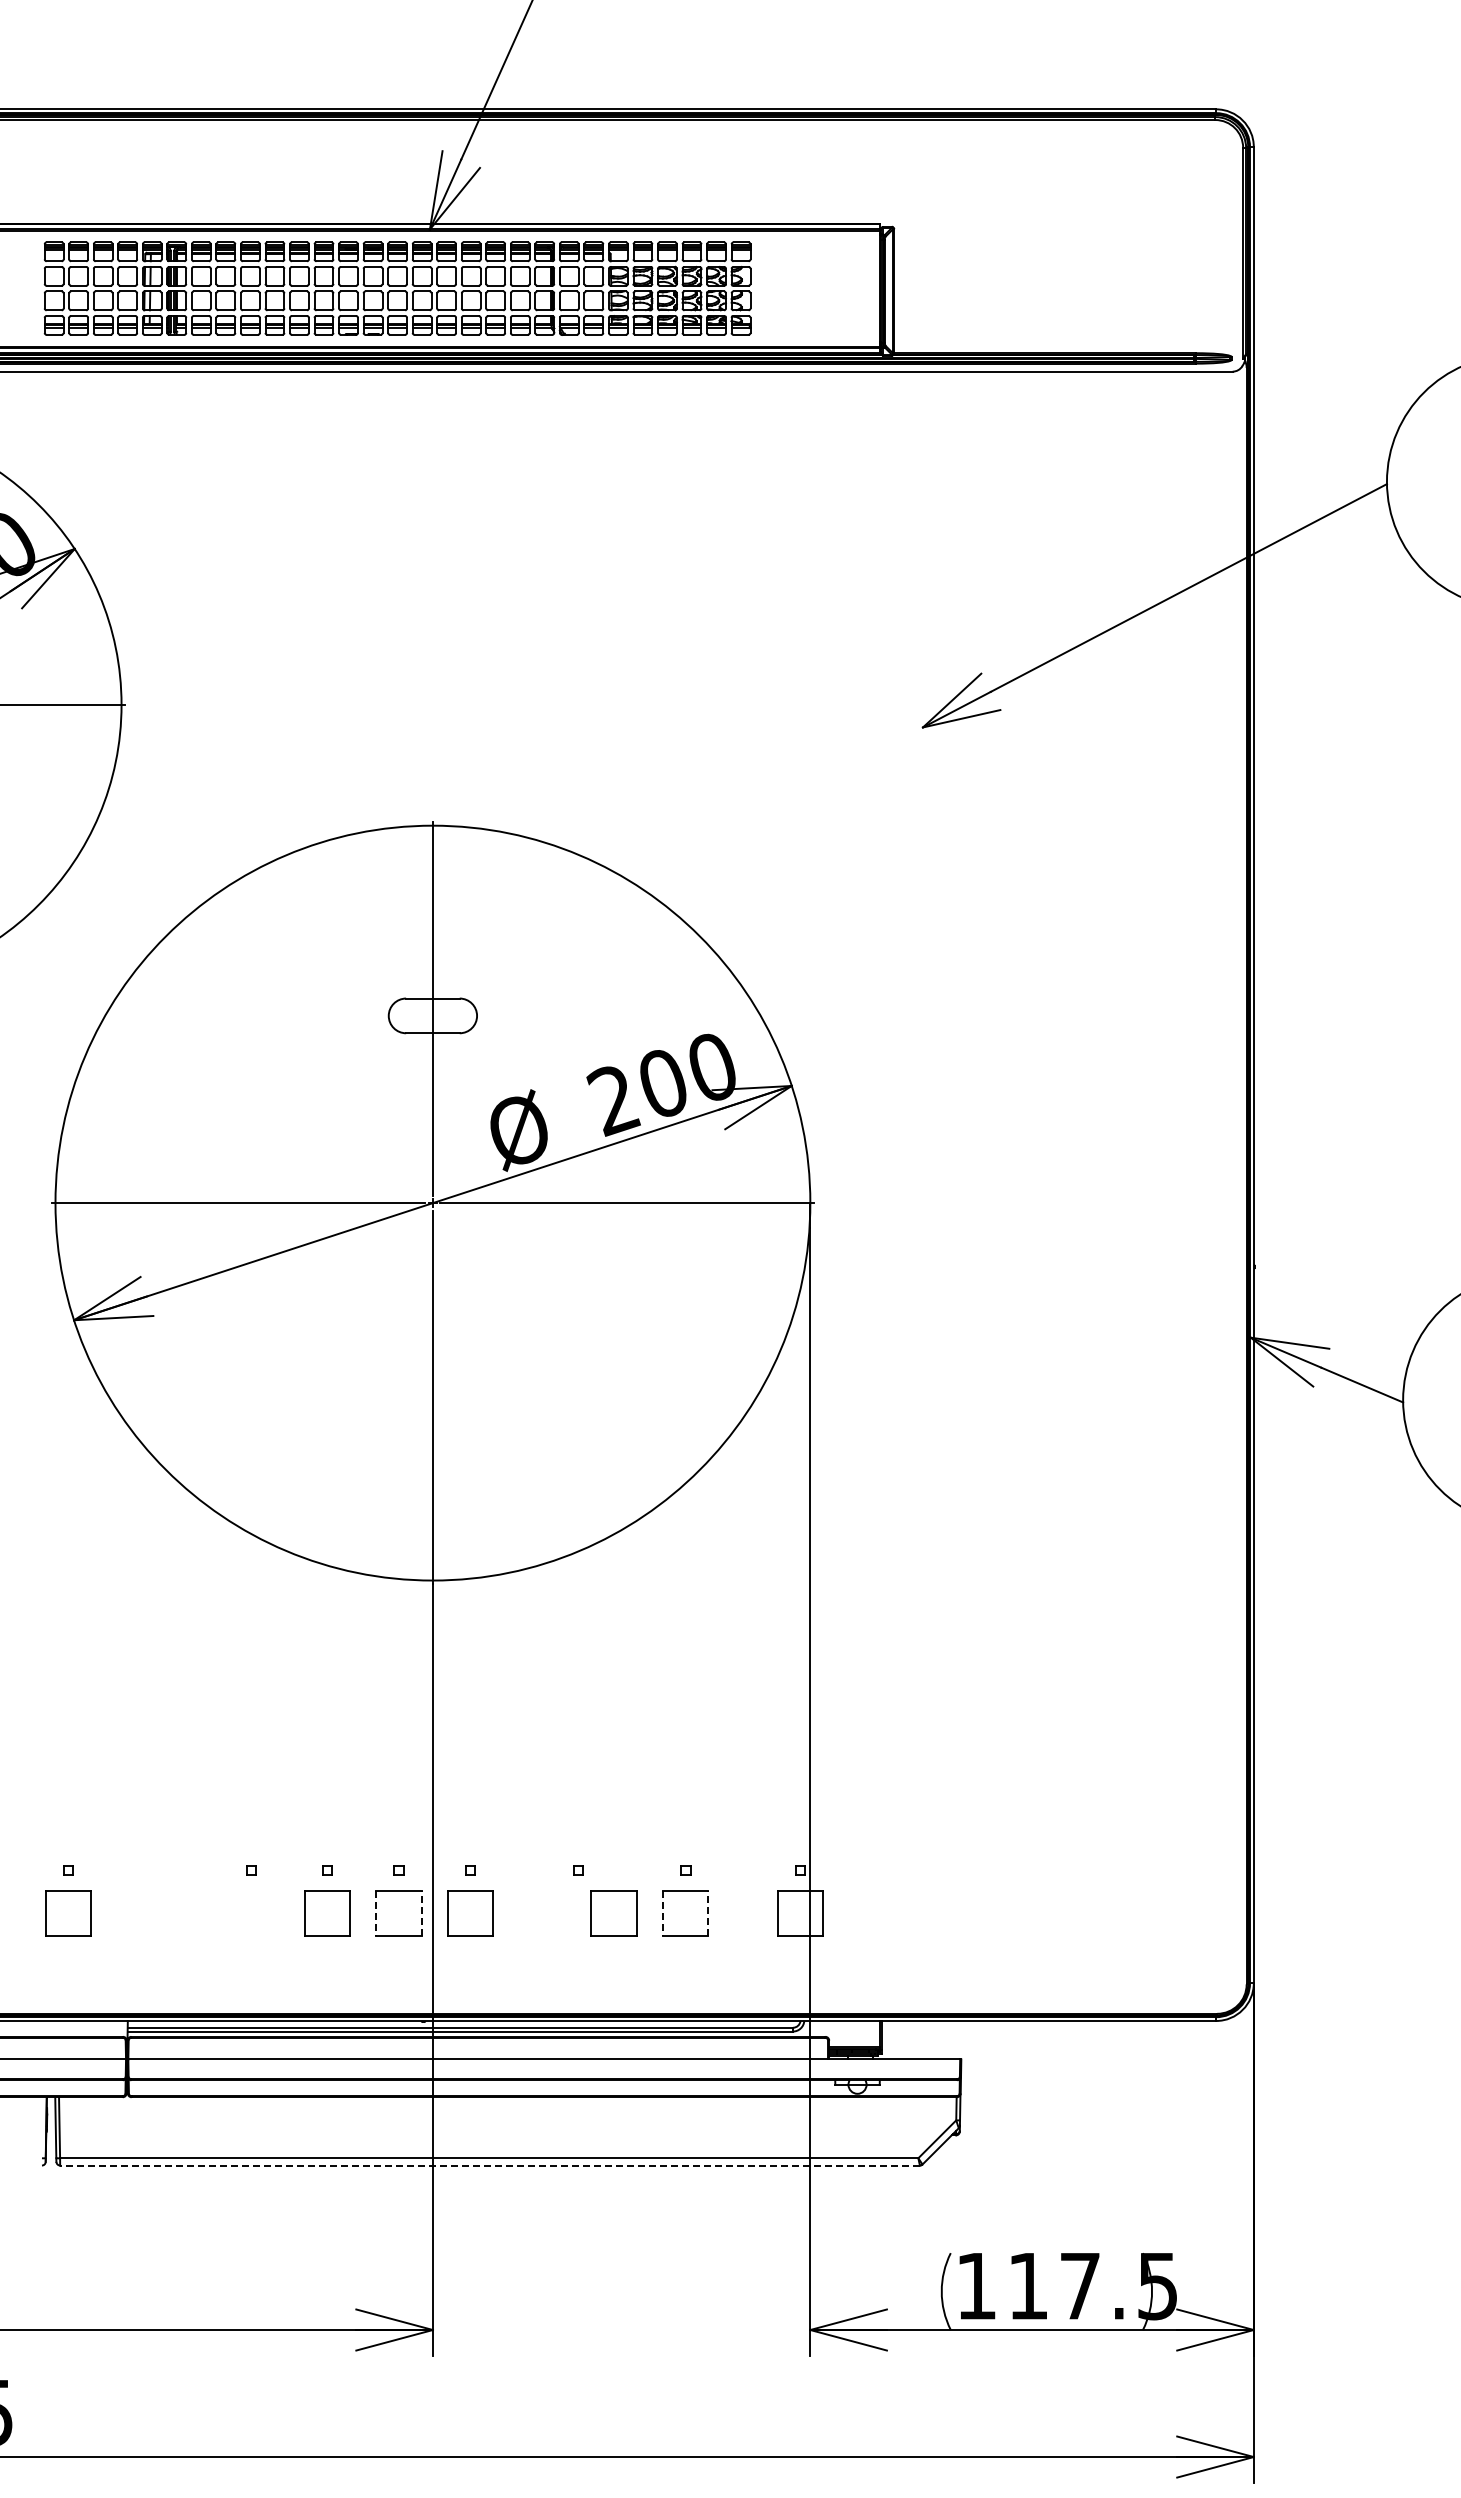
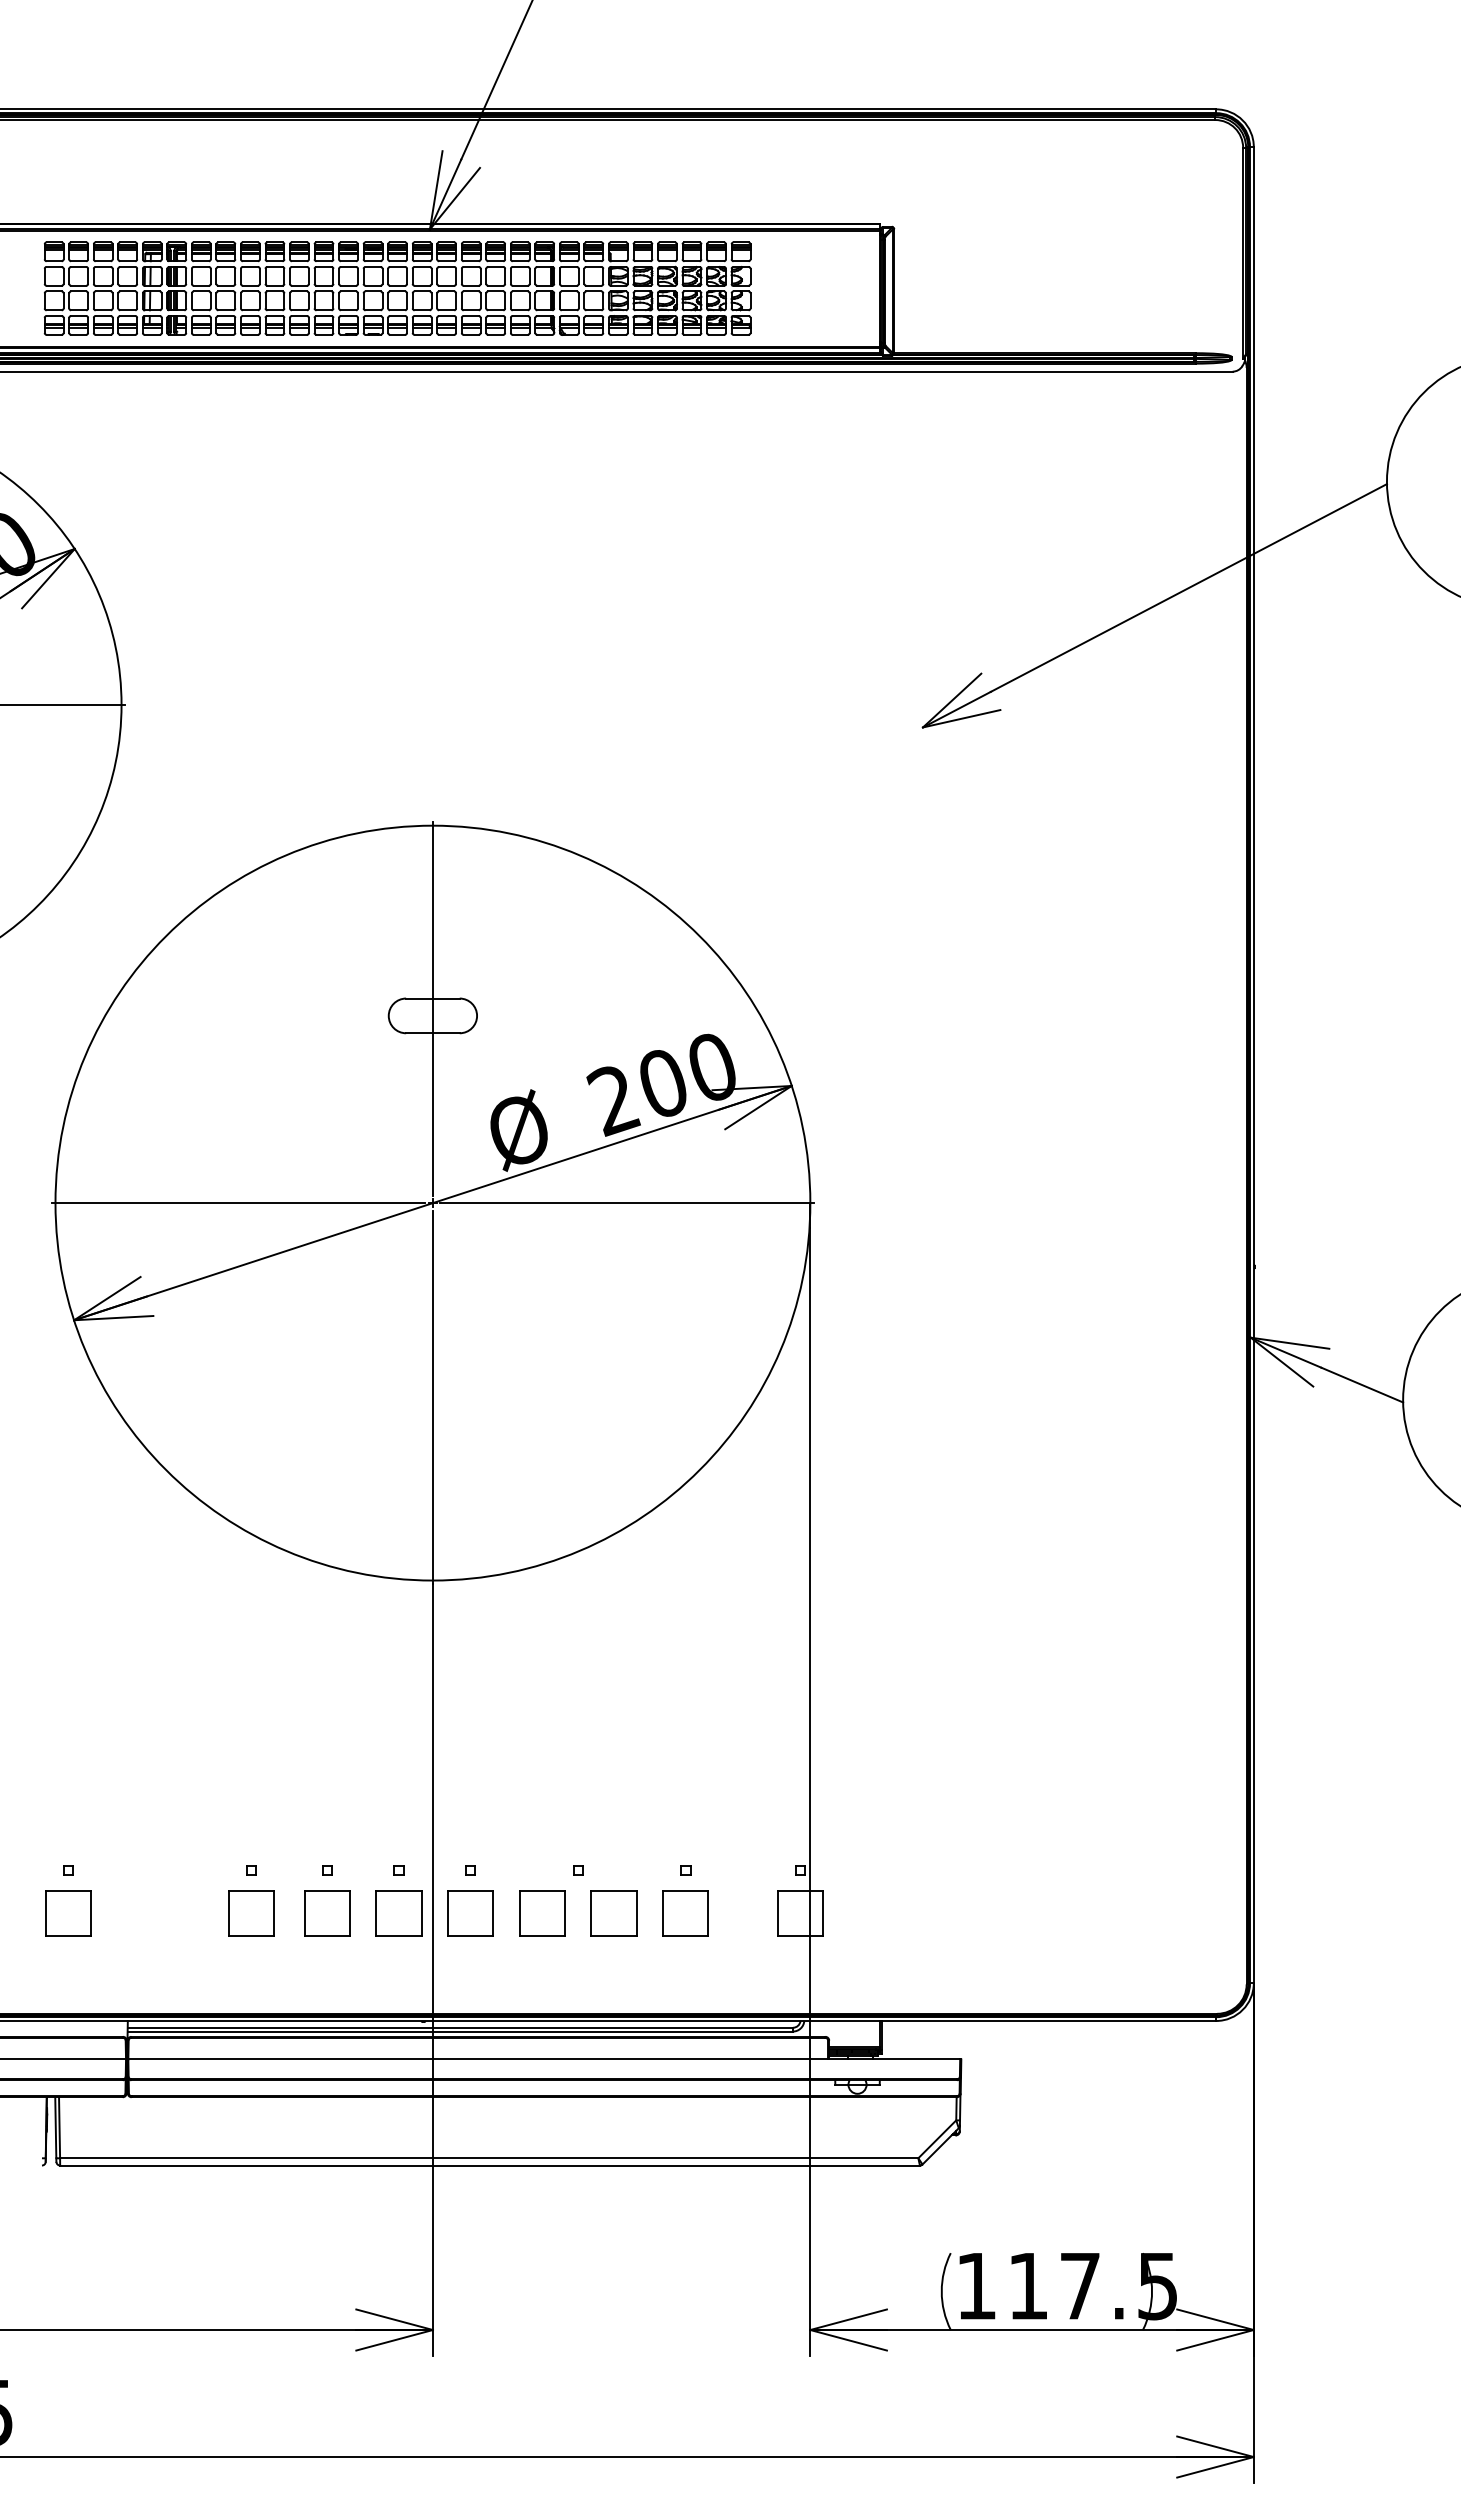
part: none -> present (251, 1913)
line: dashed -> solid (376, 1913)
line: dashed -> solid (421, 1913)
part: none -> present (542, 1913)
line: dashed -> solid (663, 1913)
line: dashed -> solid (708, 1913)
line: dashed -> solid (490, 2165)
